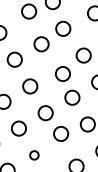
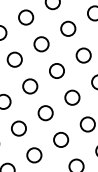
circle position: (29, 11) -> (26, 17) (26, 17)
circle position: (63, 28) -> (68, 28) (68, 28)
circle position: (62, 73) -> (56, 70) (56, 70)
circle position: (61, 133) -> (61, 139) (61, 139)
circle size: 11x11 px -> 17x17 px (34, 155)
